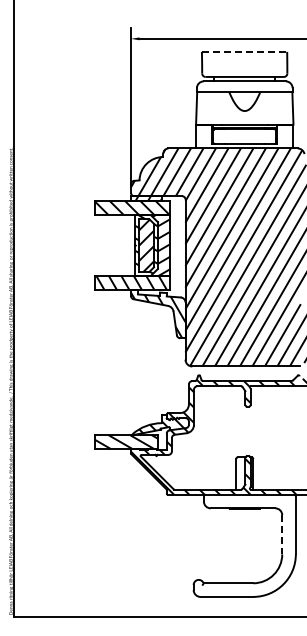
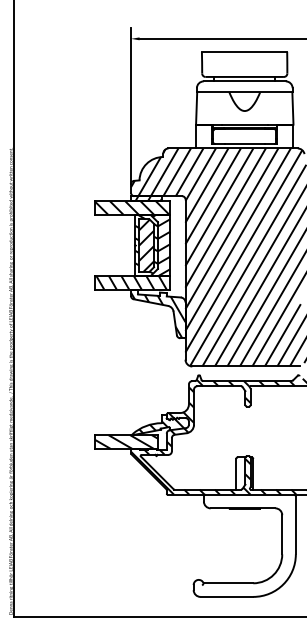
line: dashed -> solid (244, 51)
line: dashed -> solid (282, 534)
